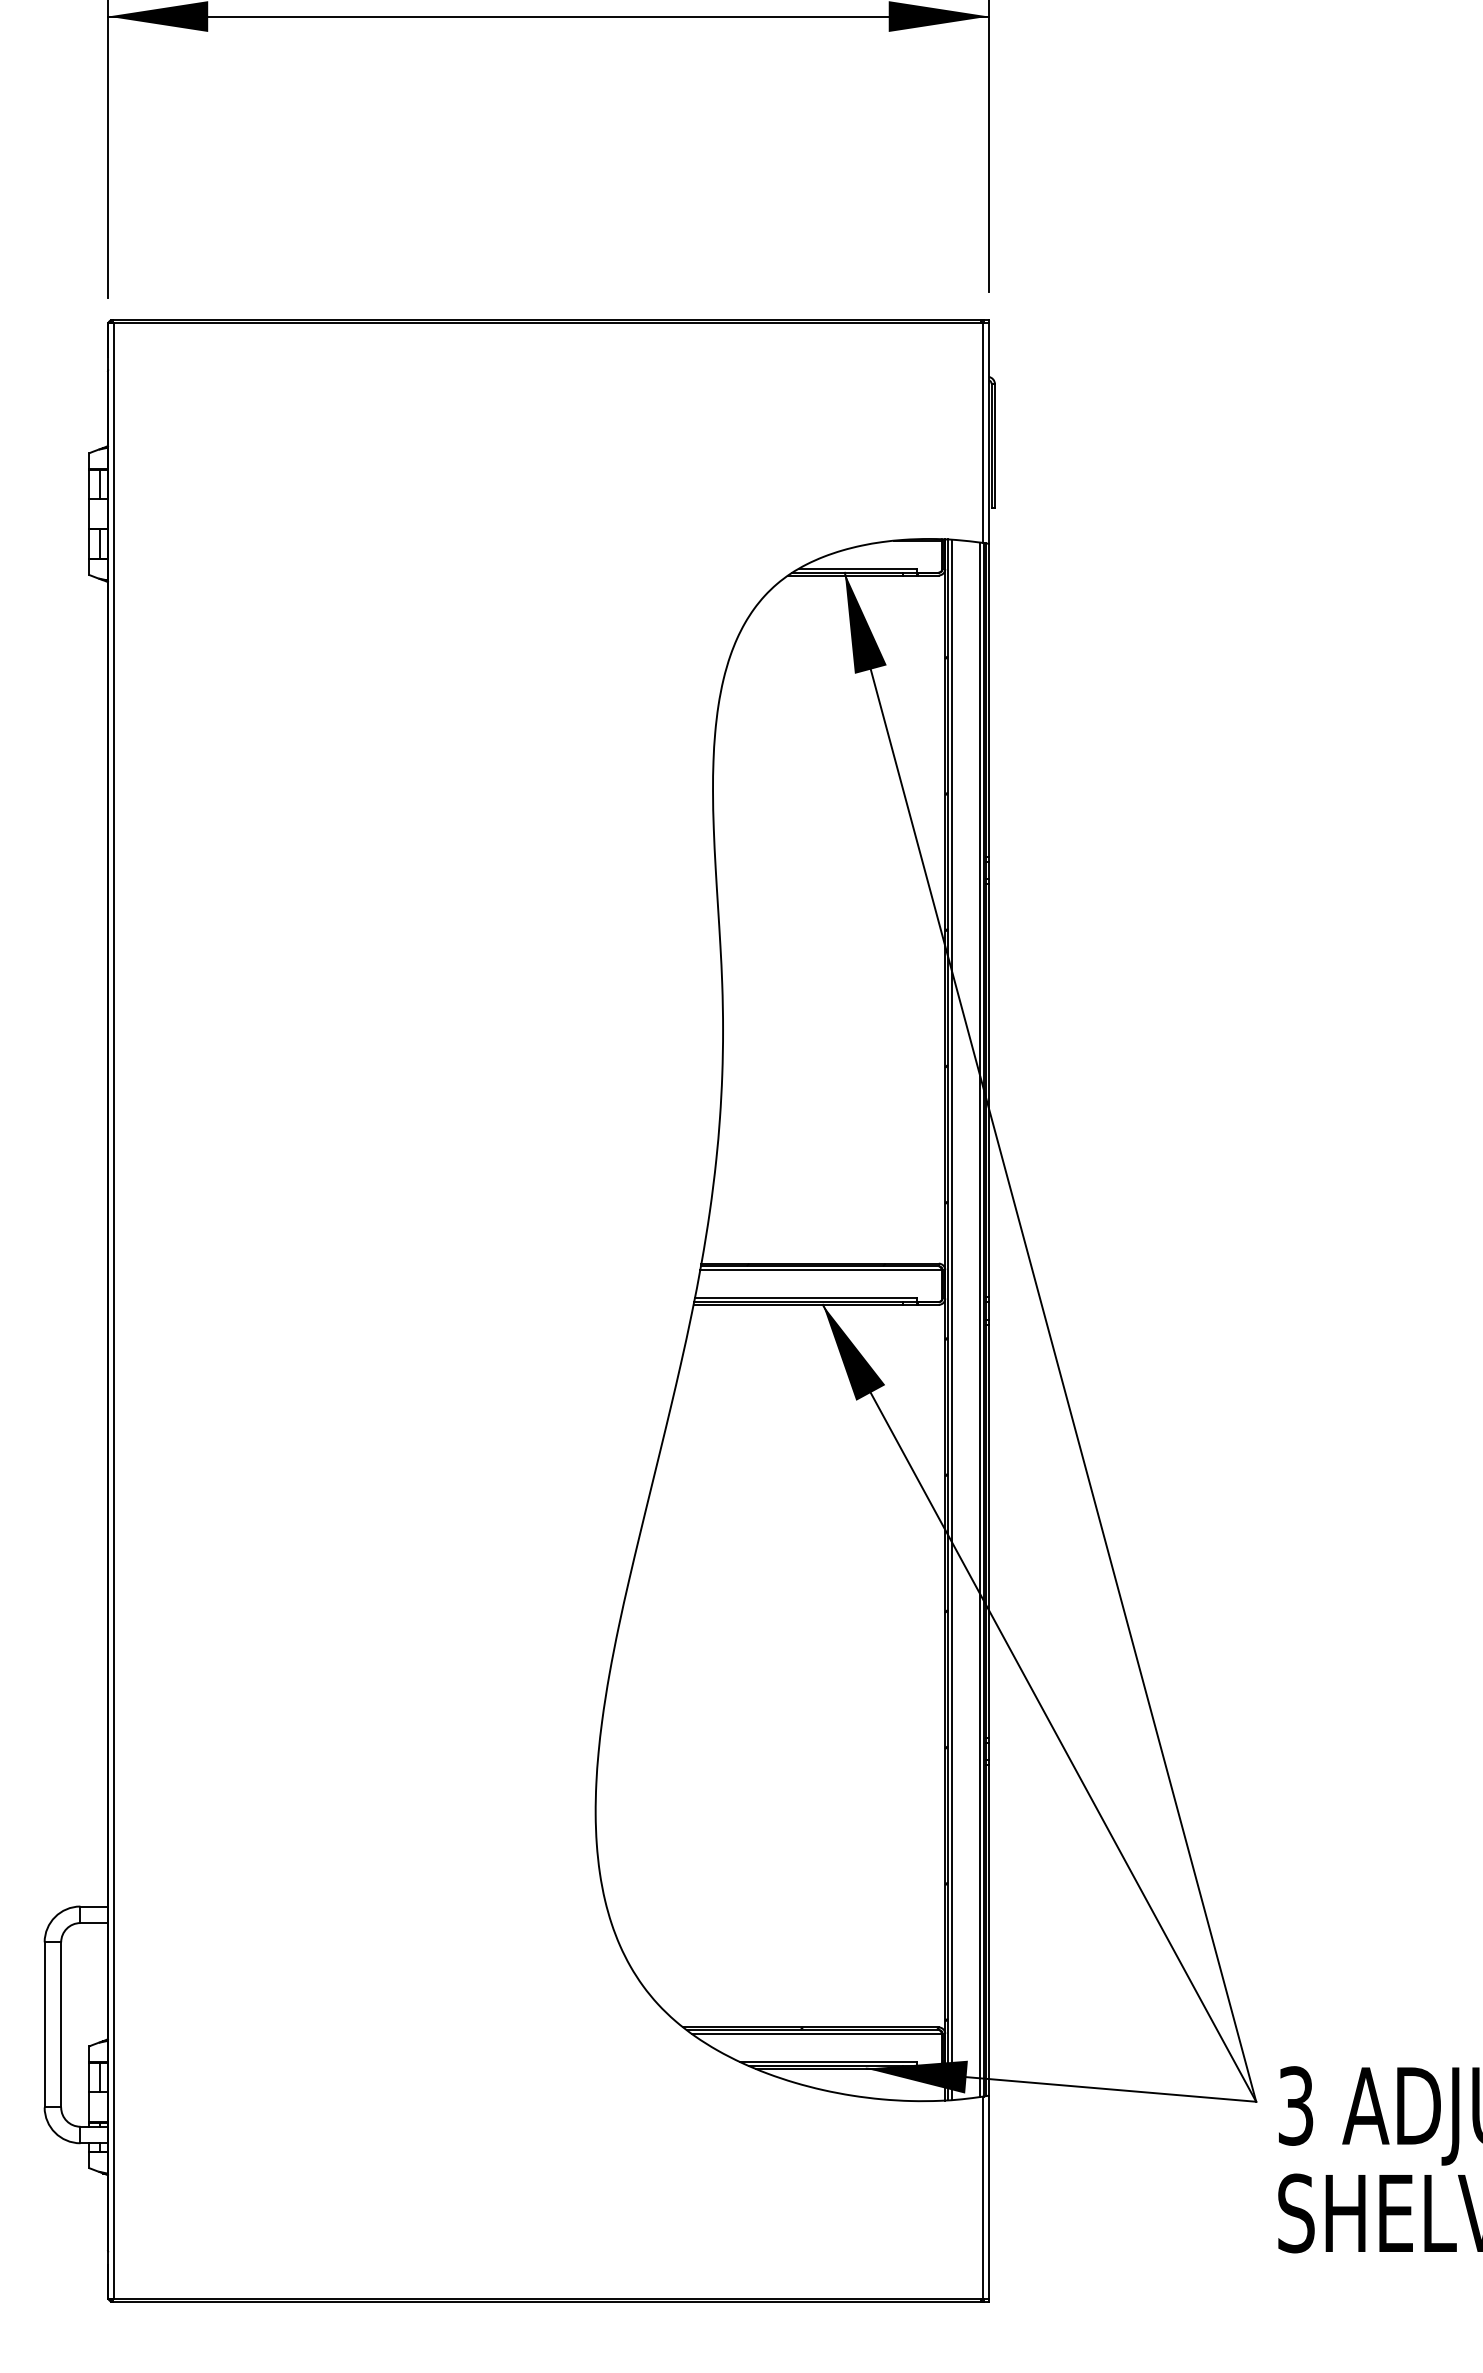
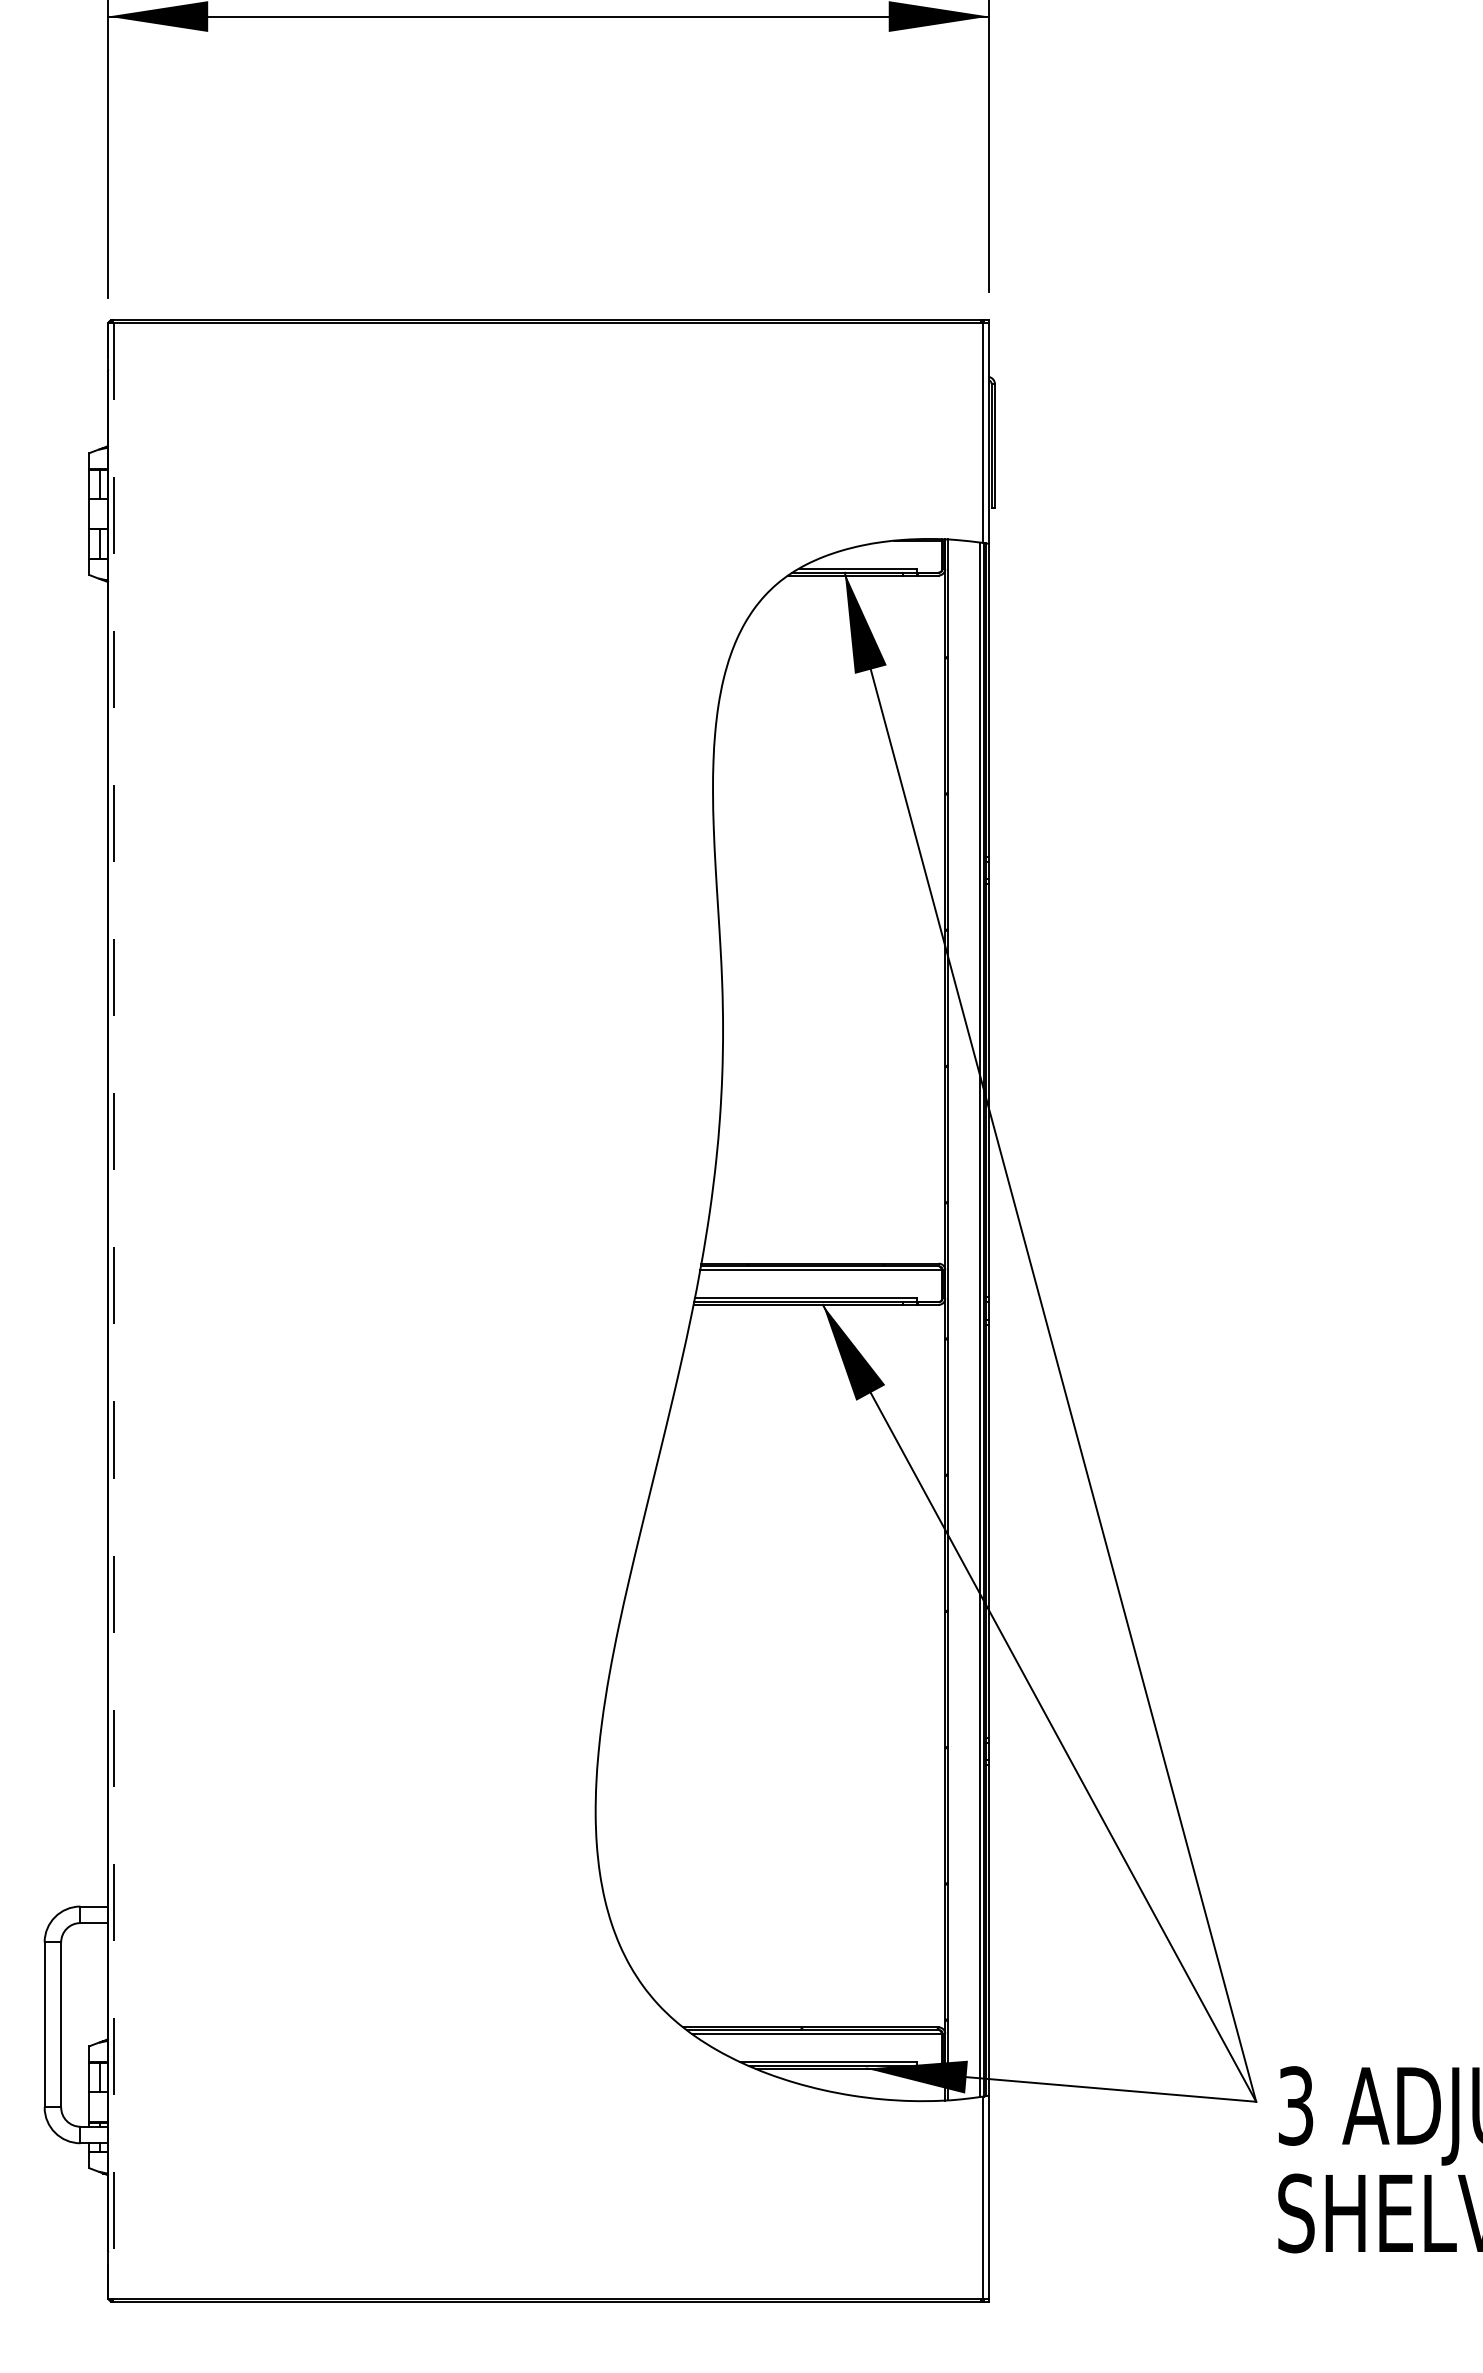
line: solid -> dashed (114, 1311)
line: present -> none (951, 1319)
